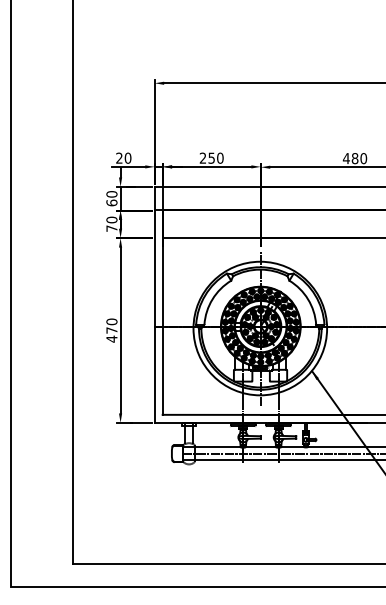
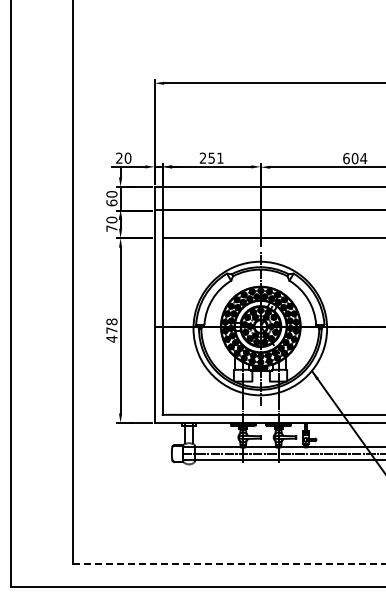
text: 250 -> 251 (220, 157)
text: 480 -> 604 (354, 158)
text: 470 -> 478 (111, 321)
line: solid -> dashed (229, 564)
